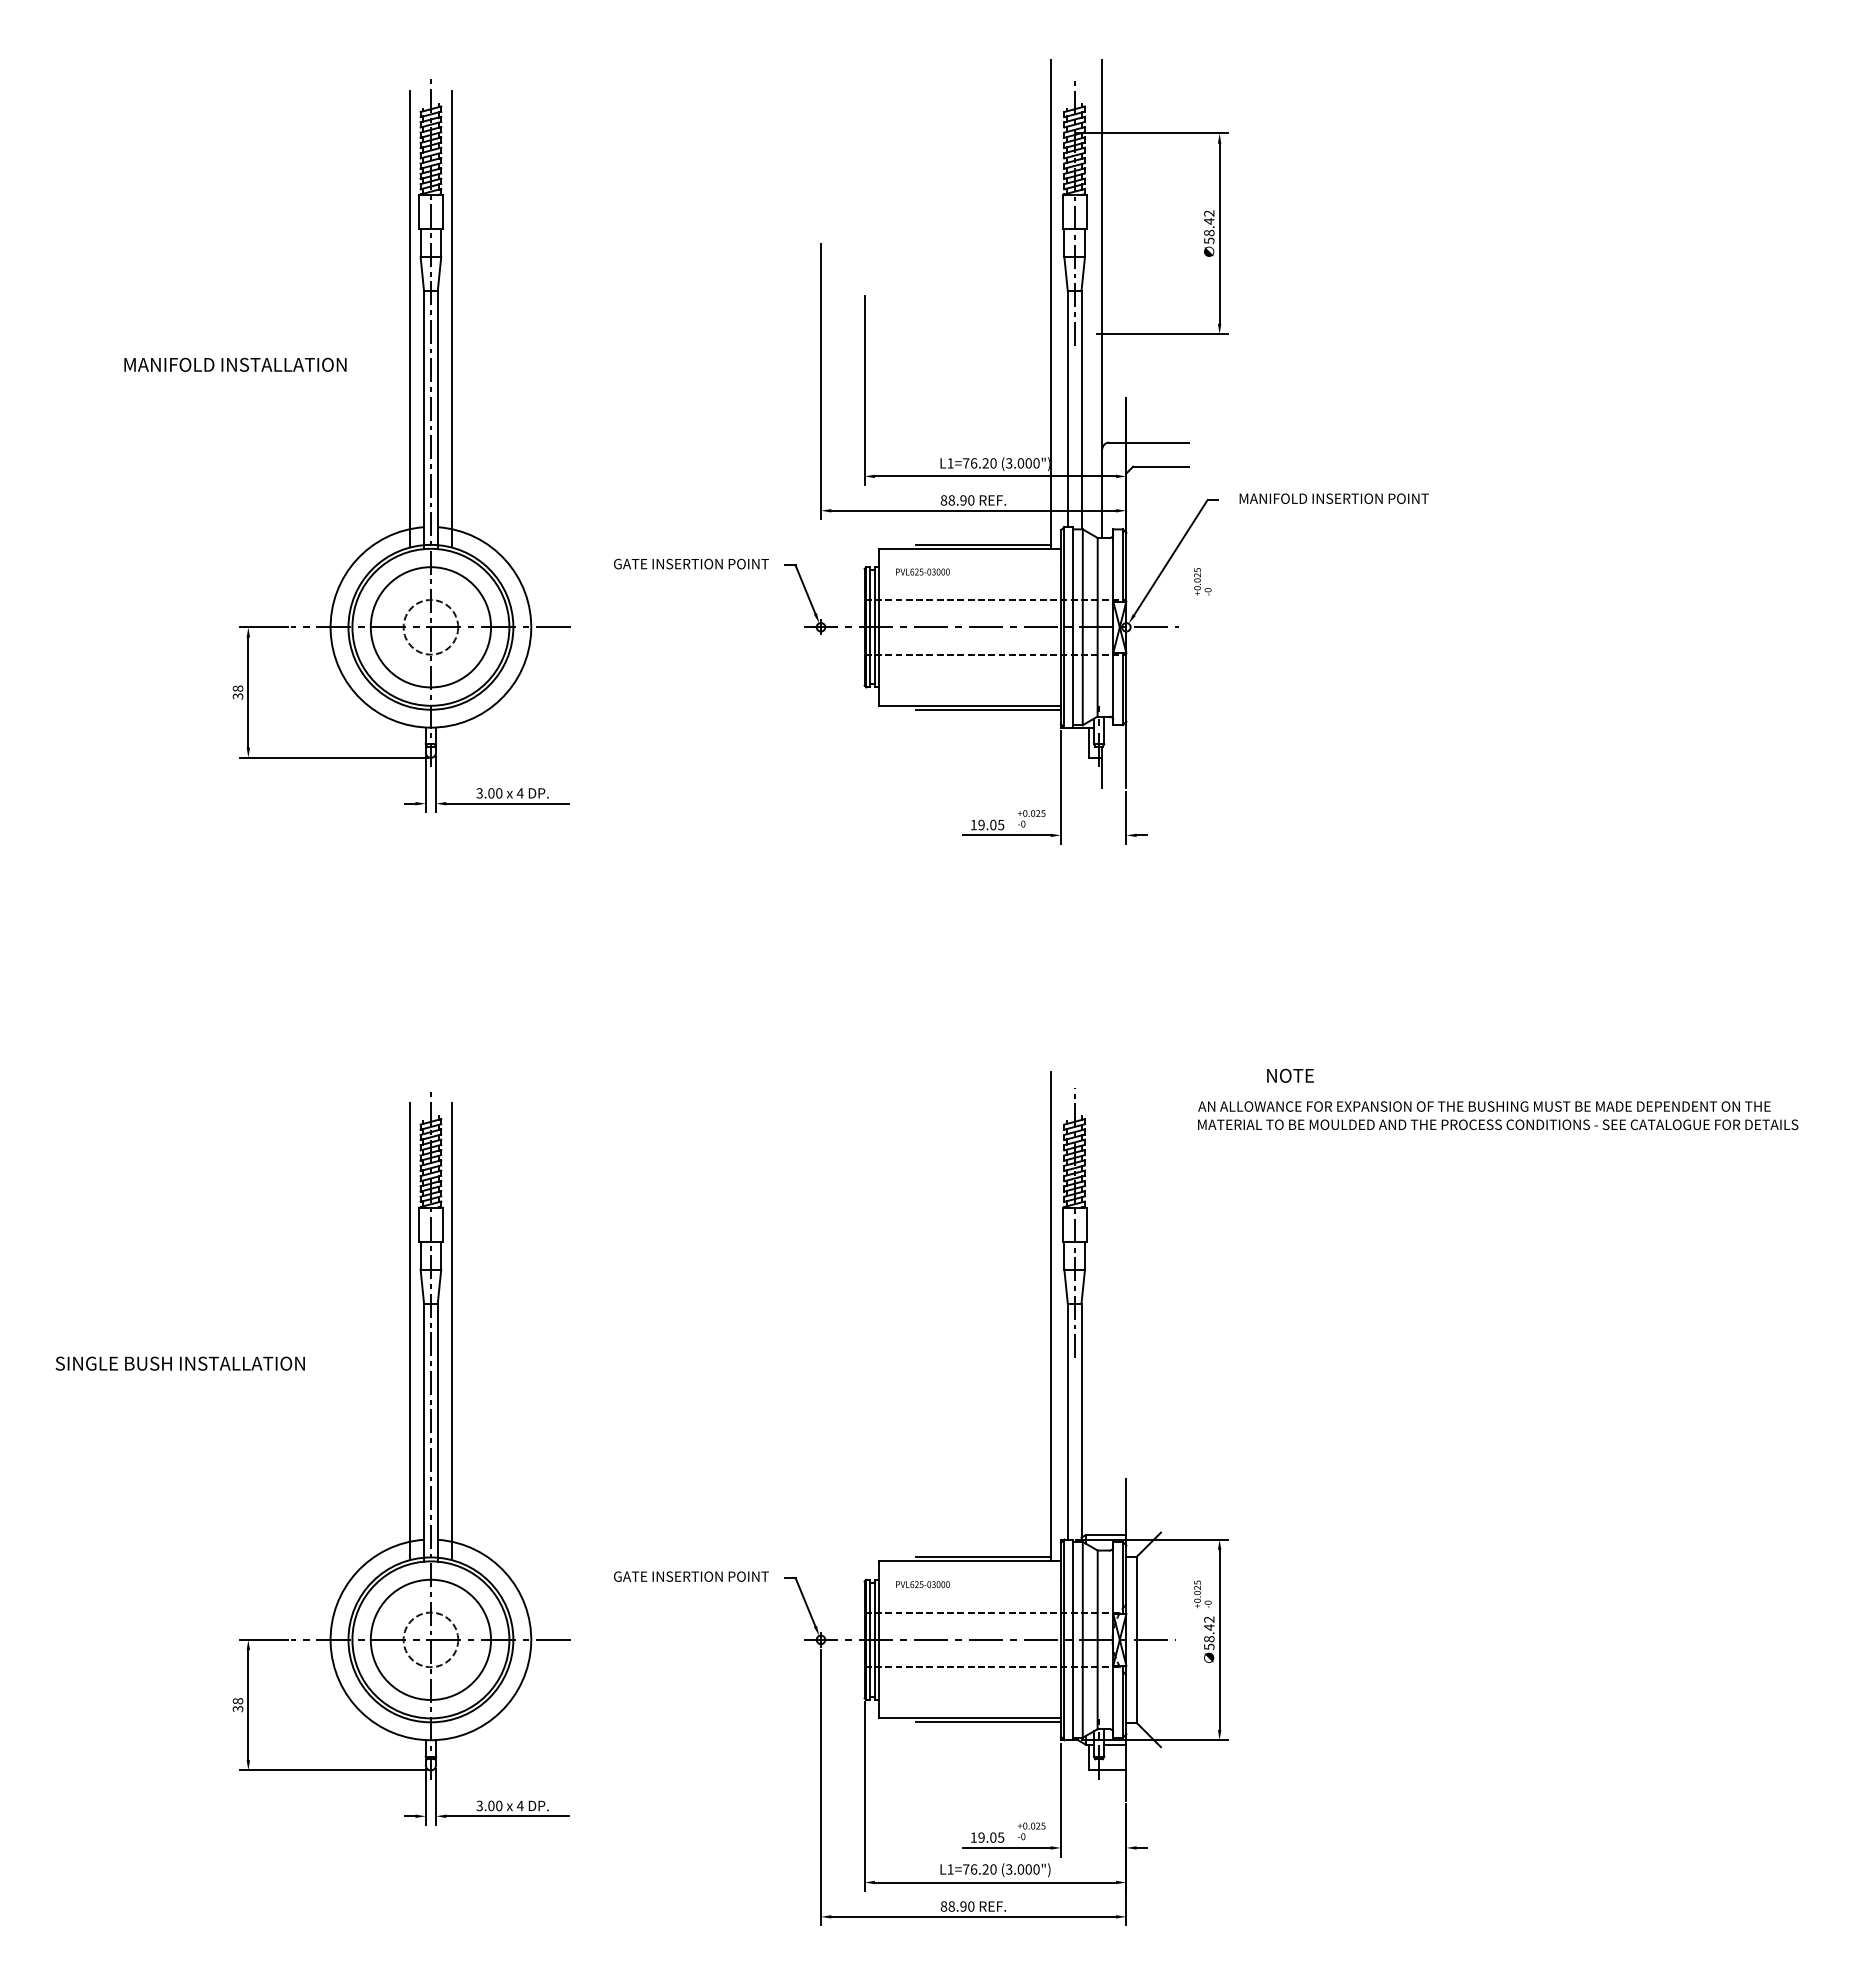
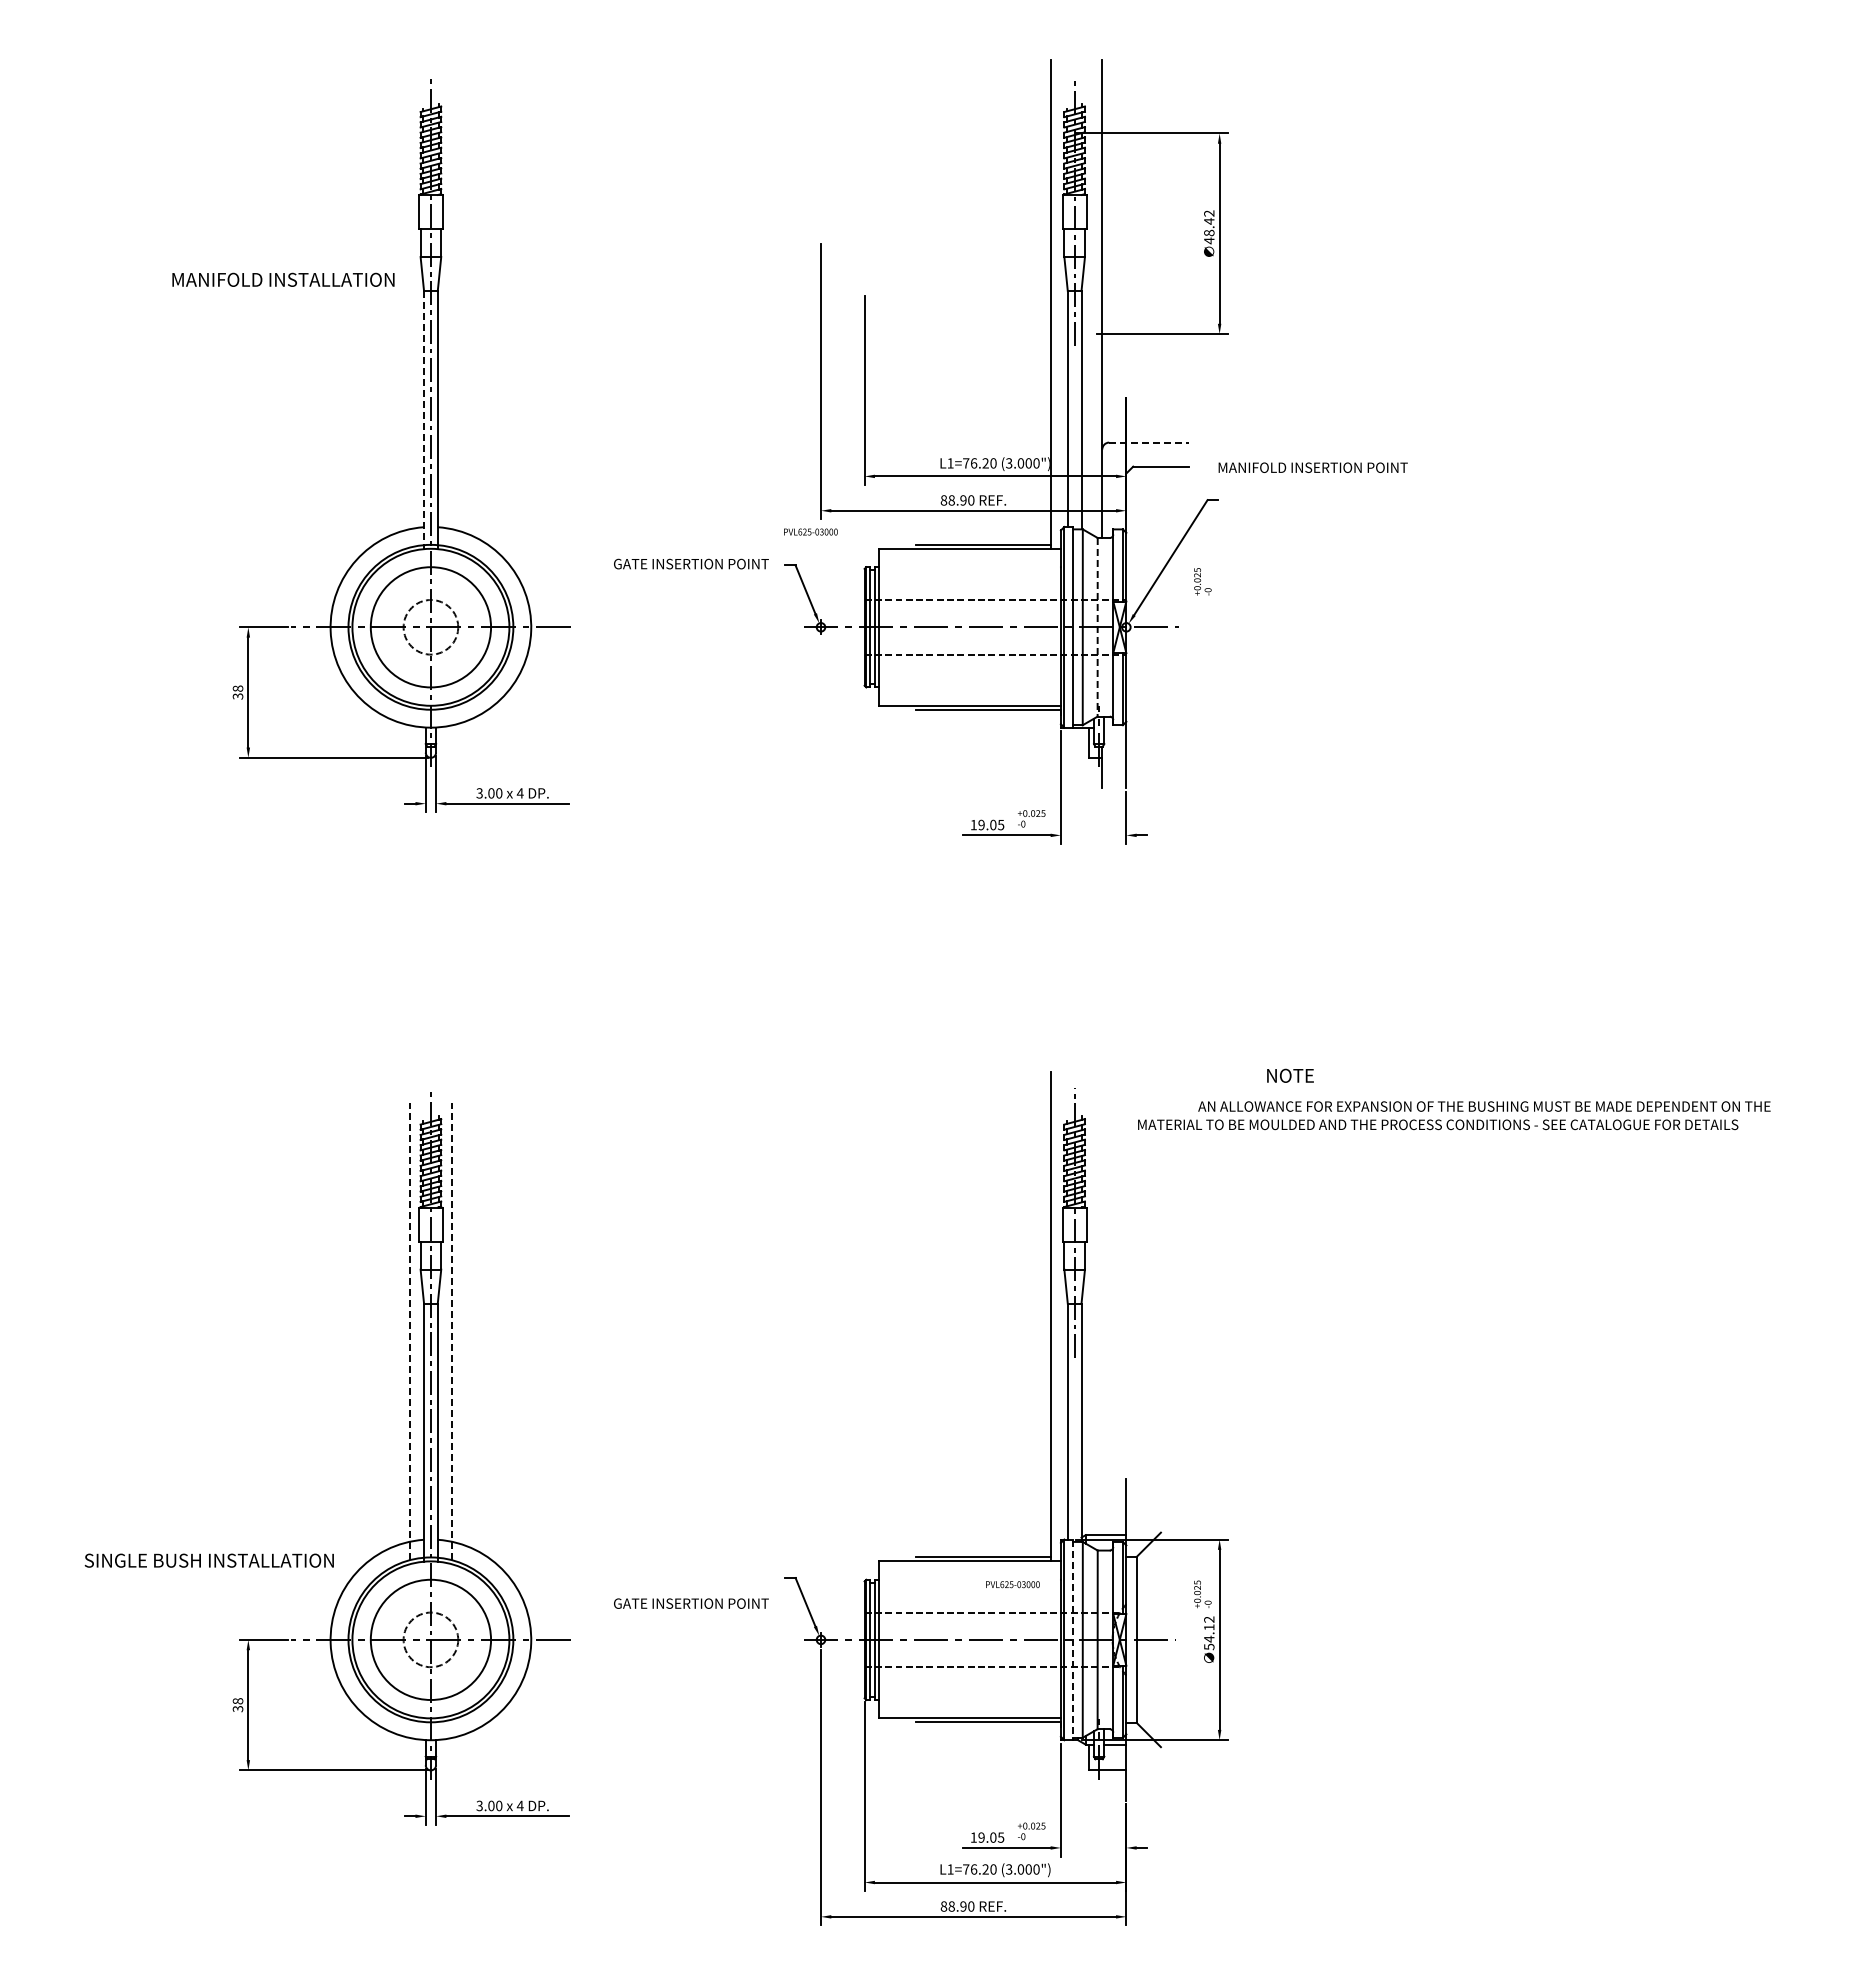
text: 58.42 -> 48.42 (1209, 240)
line: present -> none (410, 318)
line: present -> none (451, 318)
text position: (235, 364) -> (283, 279) (283, 279)
line: solid -> dashed (424, 420)
line: solid -> dashed (1149, 442)
text position: (1333, 498) -> (1312, 467) (1312, 467)
text position: (922, 571) -> (810, 531) (810, 531)
line: solid -> dashed (1097, 627)
text position: (1498, 1124) -> (1438, 1124) (1438, 1124)
line: solid -> dashed (410, 1331)
line: solid -> dashed (451, 1331)
text position: (179, 1363) -> (208, 1560) (208, 1560)
text position: (691, 1576) -> (691, 1603) (691, 1603)
text position: (922, 1584) -> (1012, 1584) (1012, 1584)
text: 58.42 -> 54.12 (1209, 1633)
line: solid -> dashed (1073, 1640)
